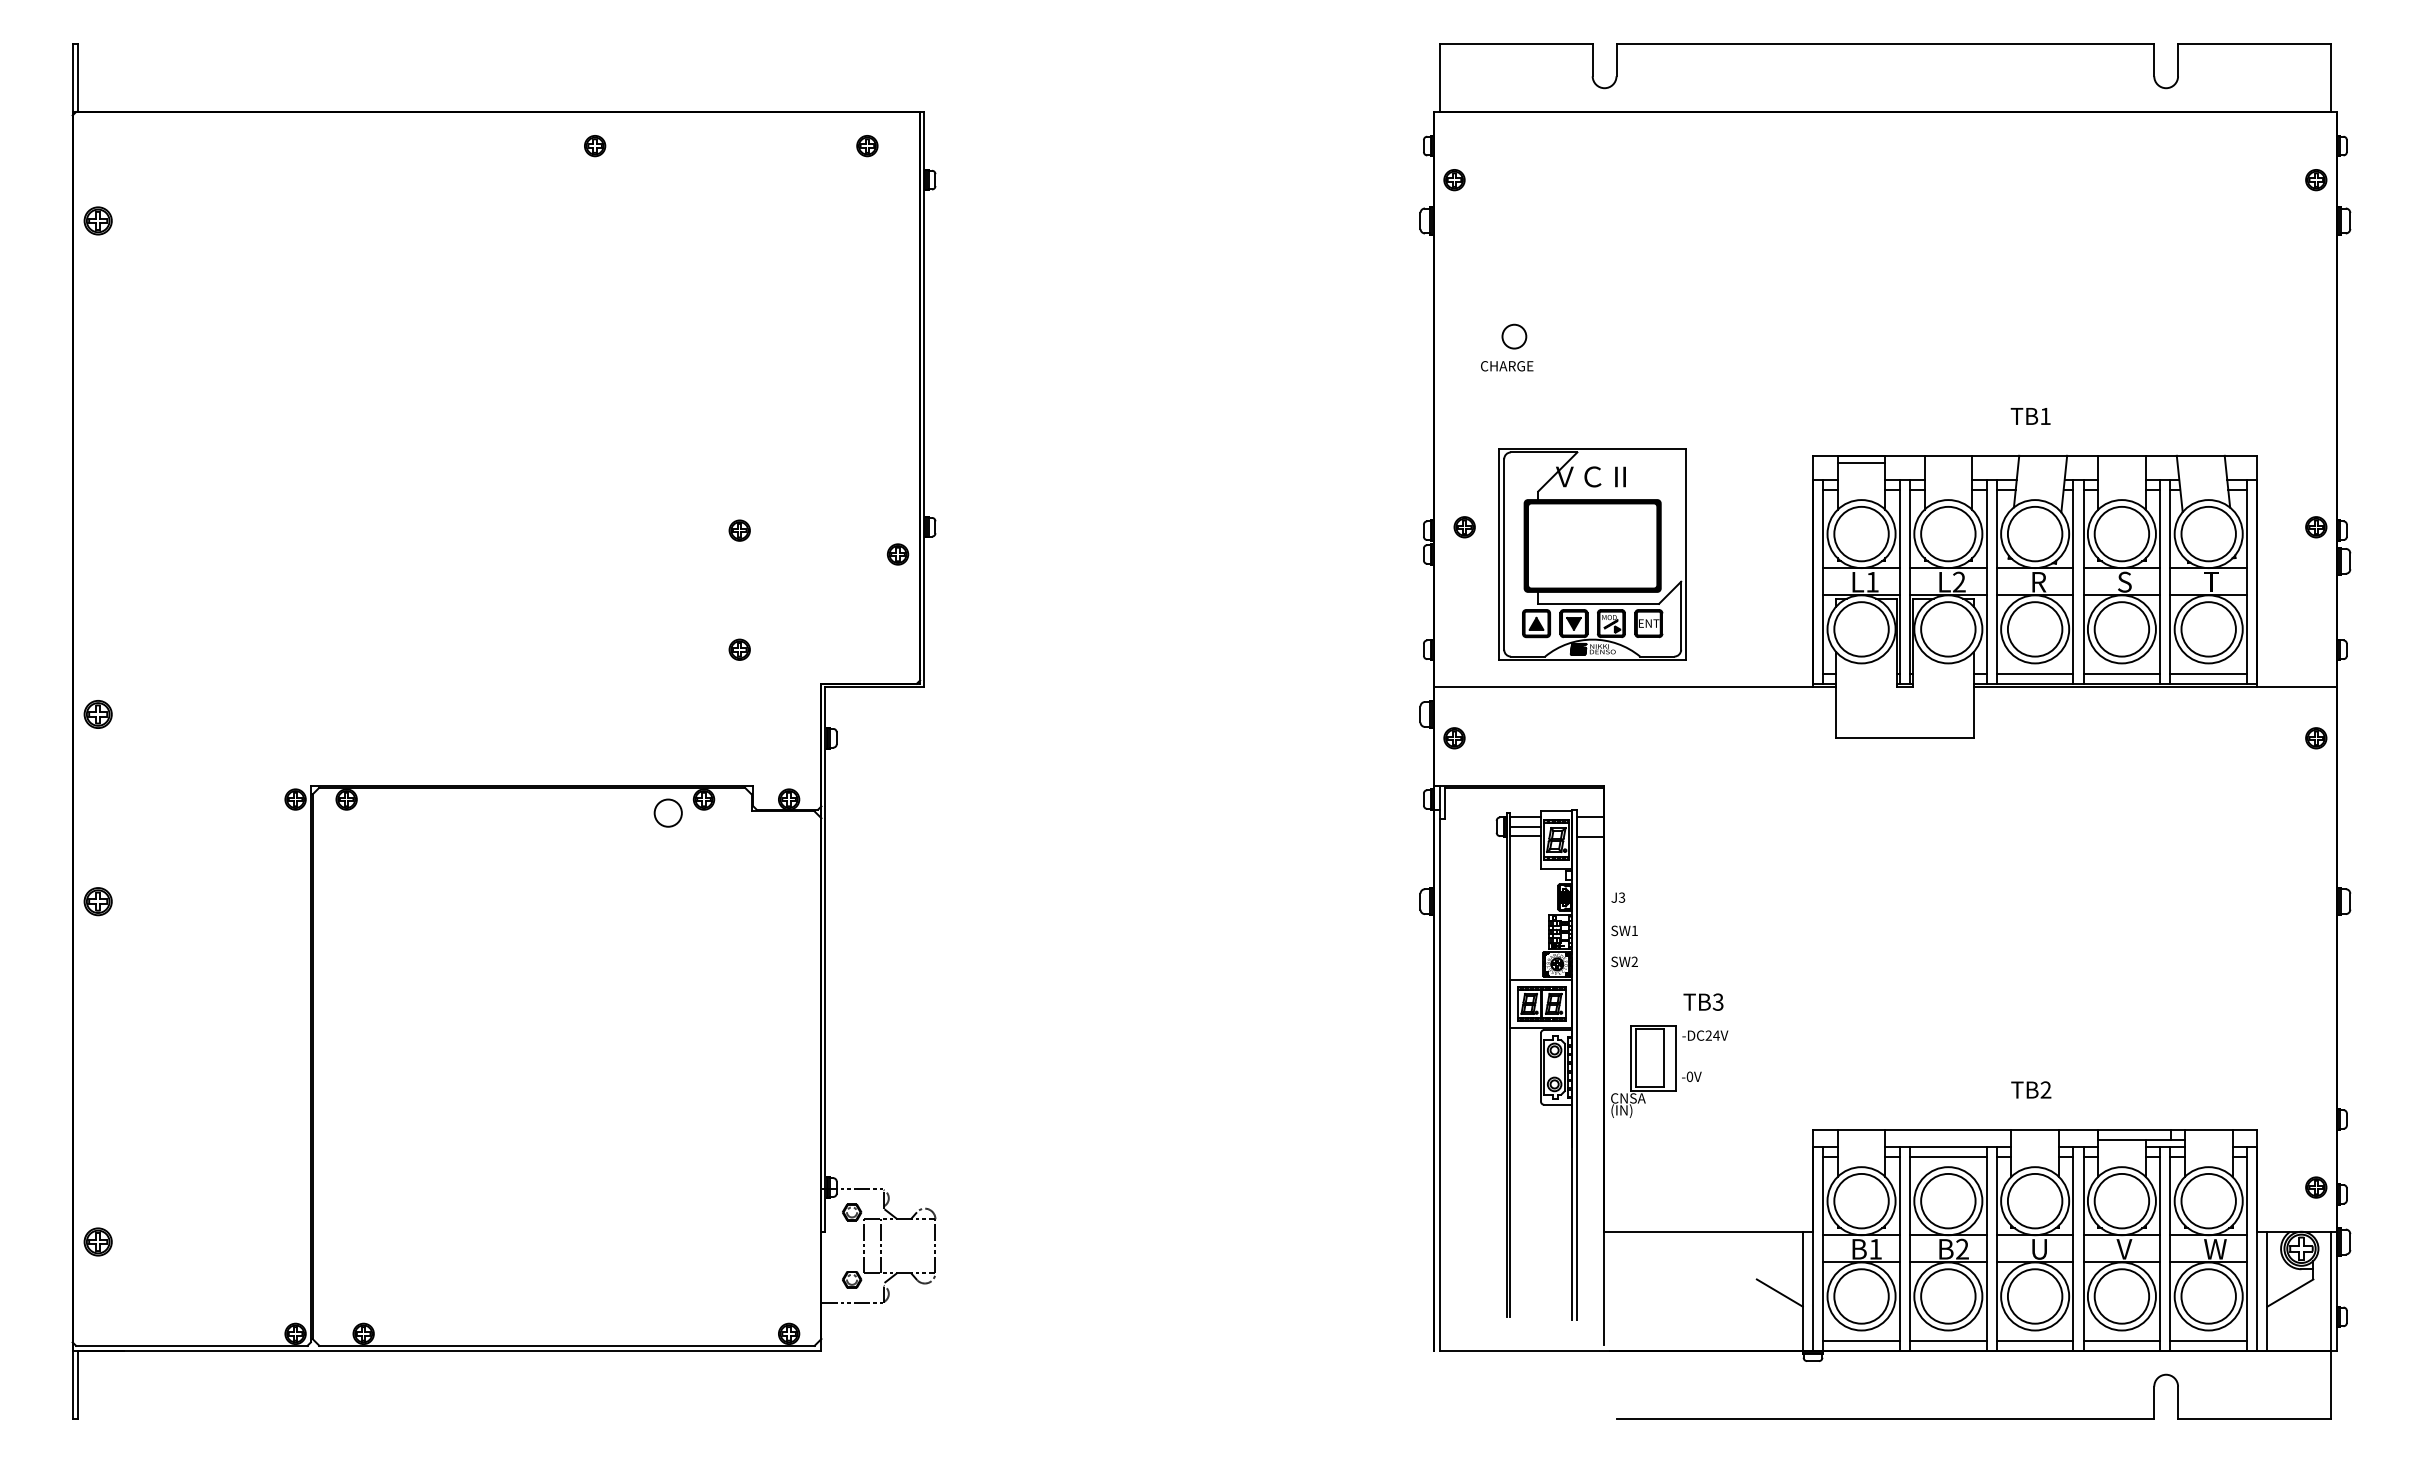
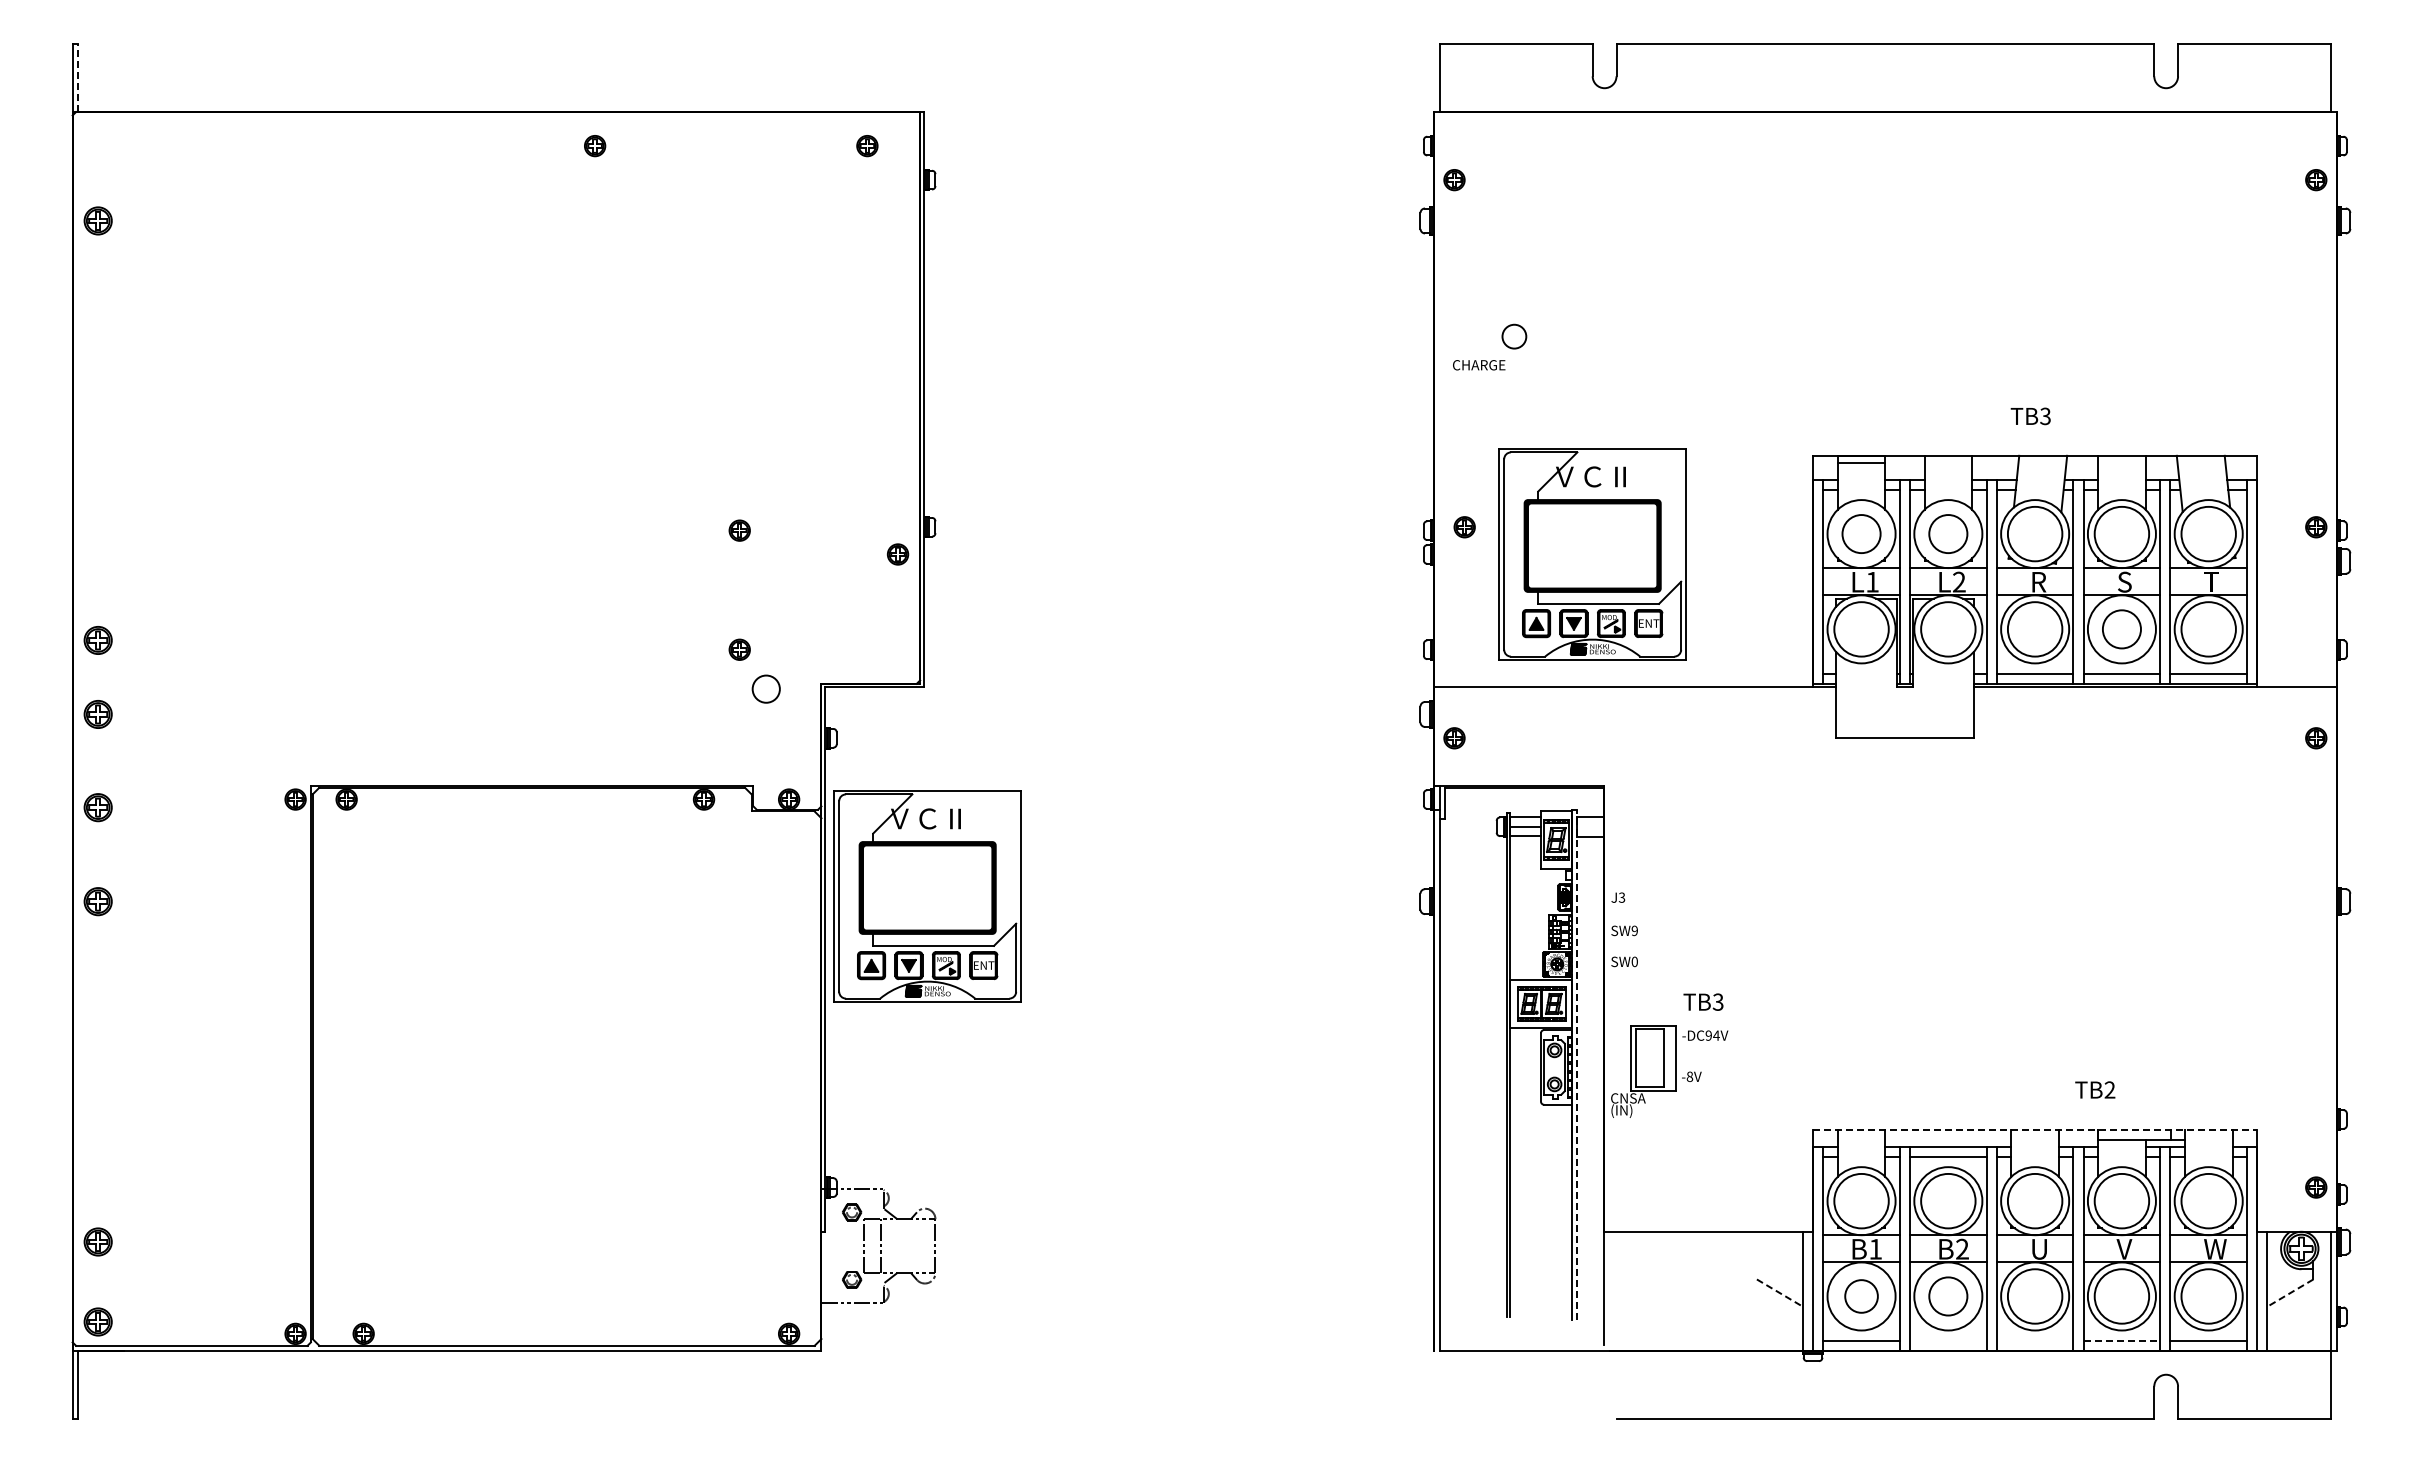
line: solid -> dashed (78, 77)
text position: (1507, 366) -> (1479, 365) (1479, 365)
text: TB1 -> TB3 (2045, 416)
circle diameter: 54 px -> 38 px (1861, 534)
circle diameter: 54 px -> 38 px (1948, 534)
circle diameter: 54 px -> 38 px (2121, 629)
part: none -> present (97, 640)
part: none -> present (97, 807)
circle position: (667, 812) -> (765, 688) (765, 688)
part: none -> present (927, 896)
text: SW1 -> SW9 (1634, 930)
text: SW2 -> SW0 (1634, 961)
text: -DC24V -> -DC94V (1708, 1035)
line: solid -> dashed (1577, 1064)
text: -0V -> -8V (1689, 1076)
text position: (2031, 1089) -> (2095, 1089) (2095, 1089)
line: solid -> dashed (2035, 1129)
line: solid -> dashed (1779, 1293)
line: solid -> dashed (2290, 1293)
circle diameter: 54 px -> 33 px (1861, 1296)
circle diameter: 54 px -> 38 px (1948, 1296)
part: none -> present (97, 1321)
line: present -> none (1948, 1340)
line: present -> none (2034, 1340)
line: solid -> dashed (2122, 1340)
